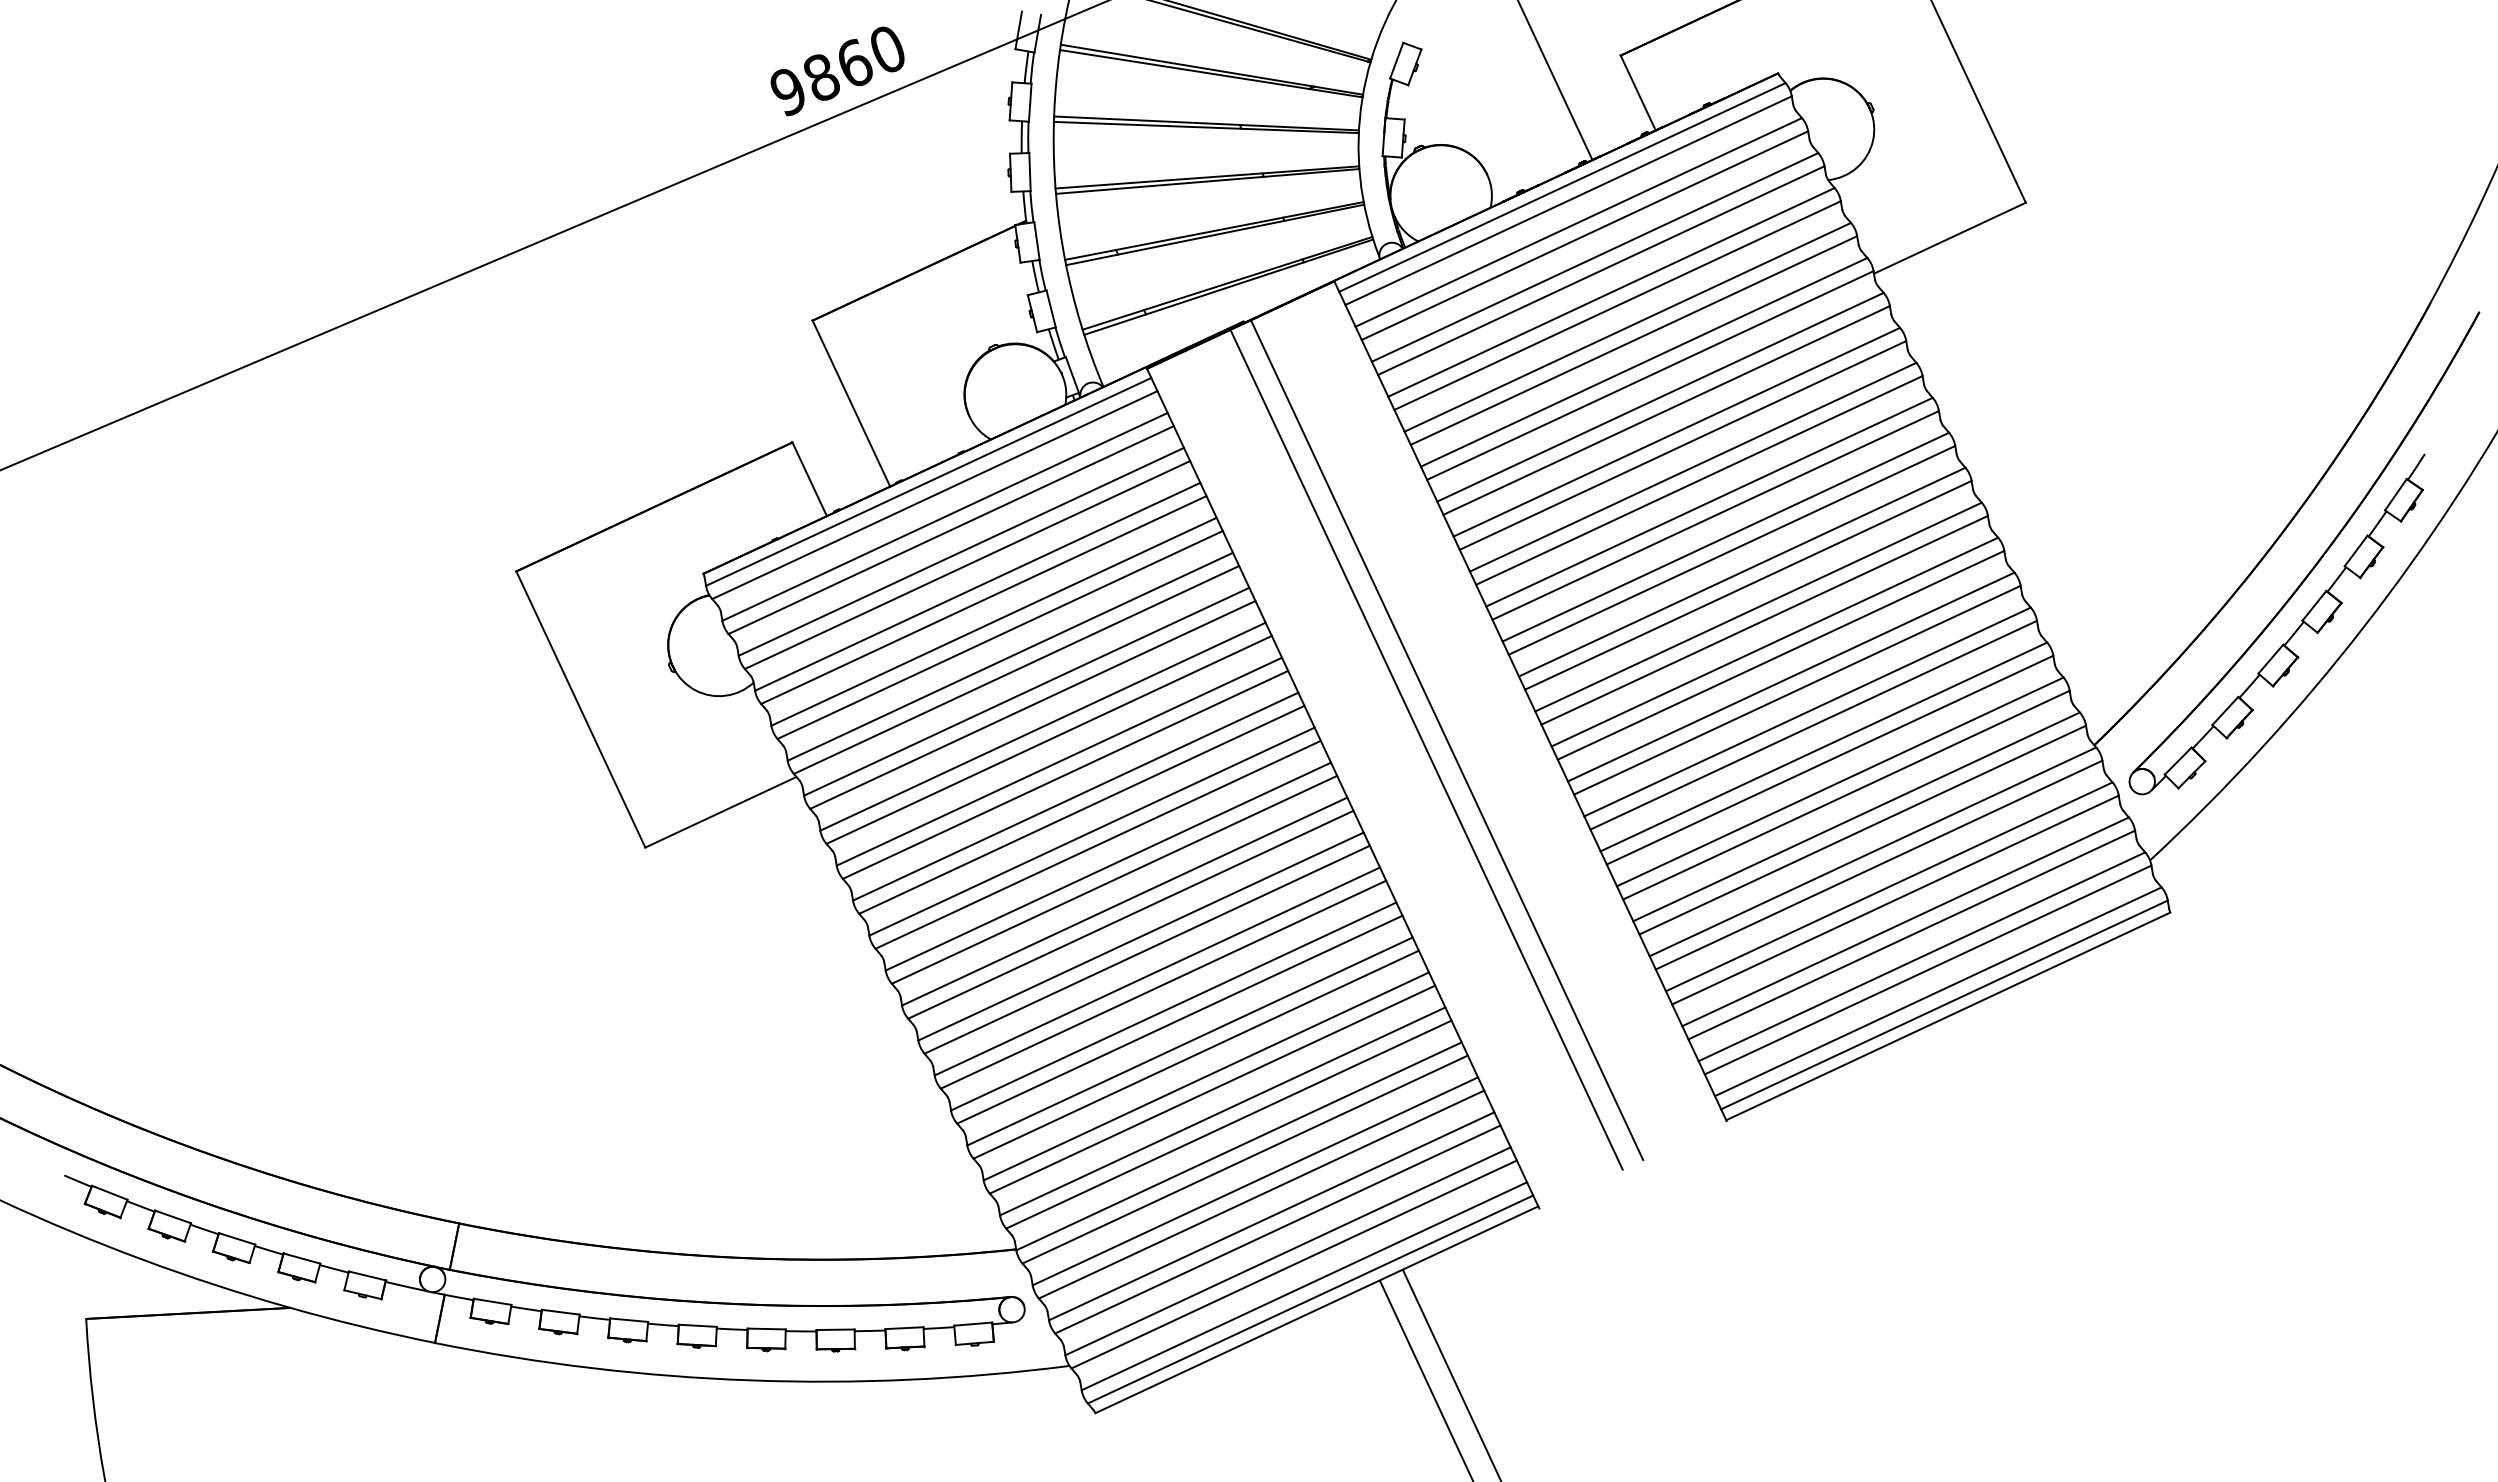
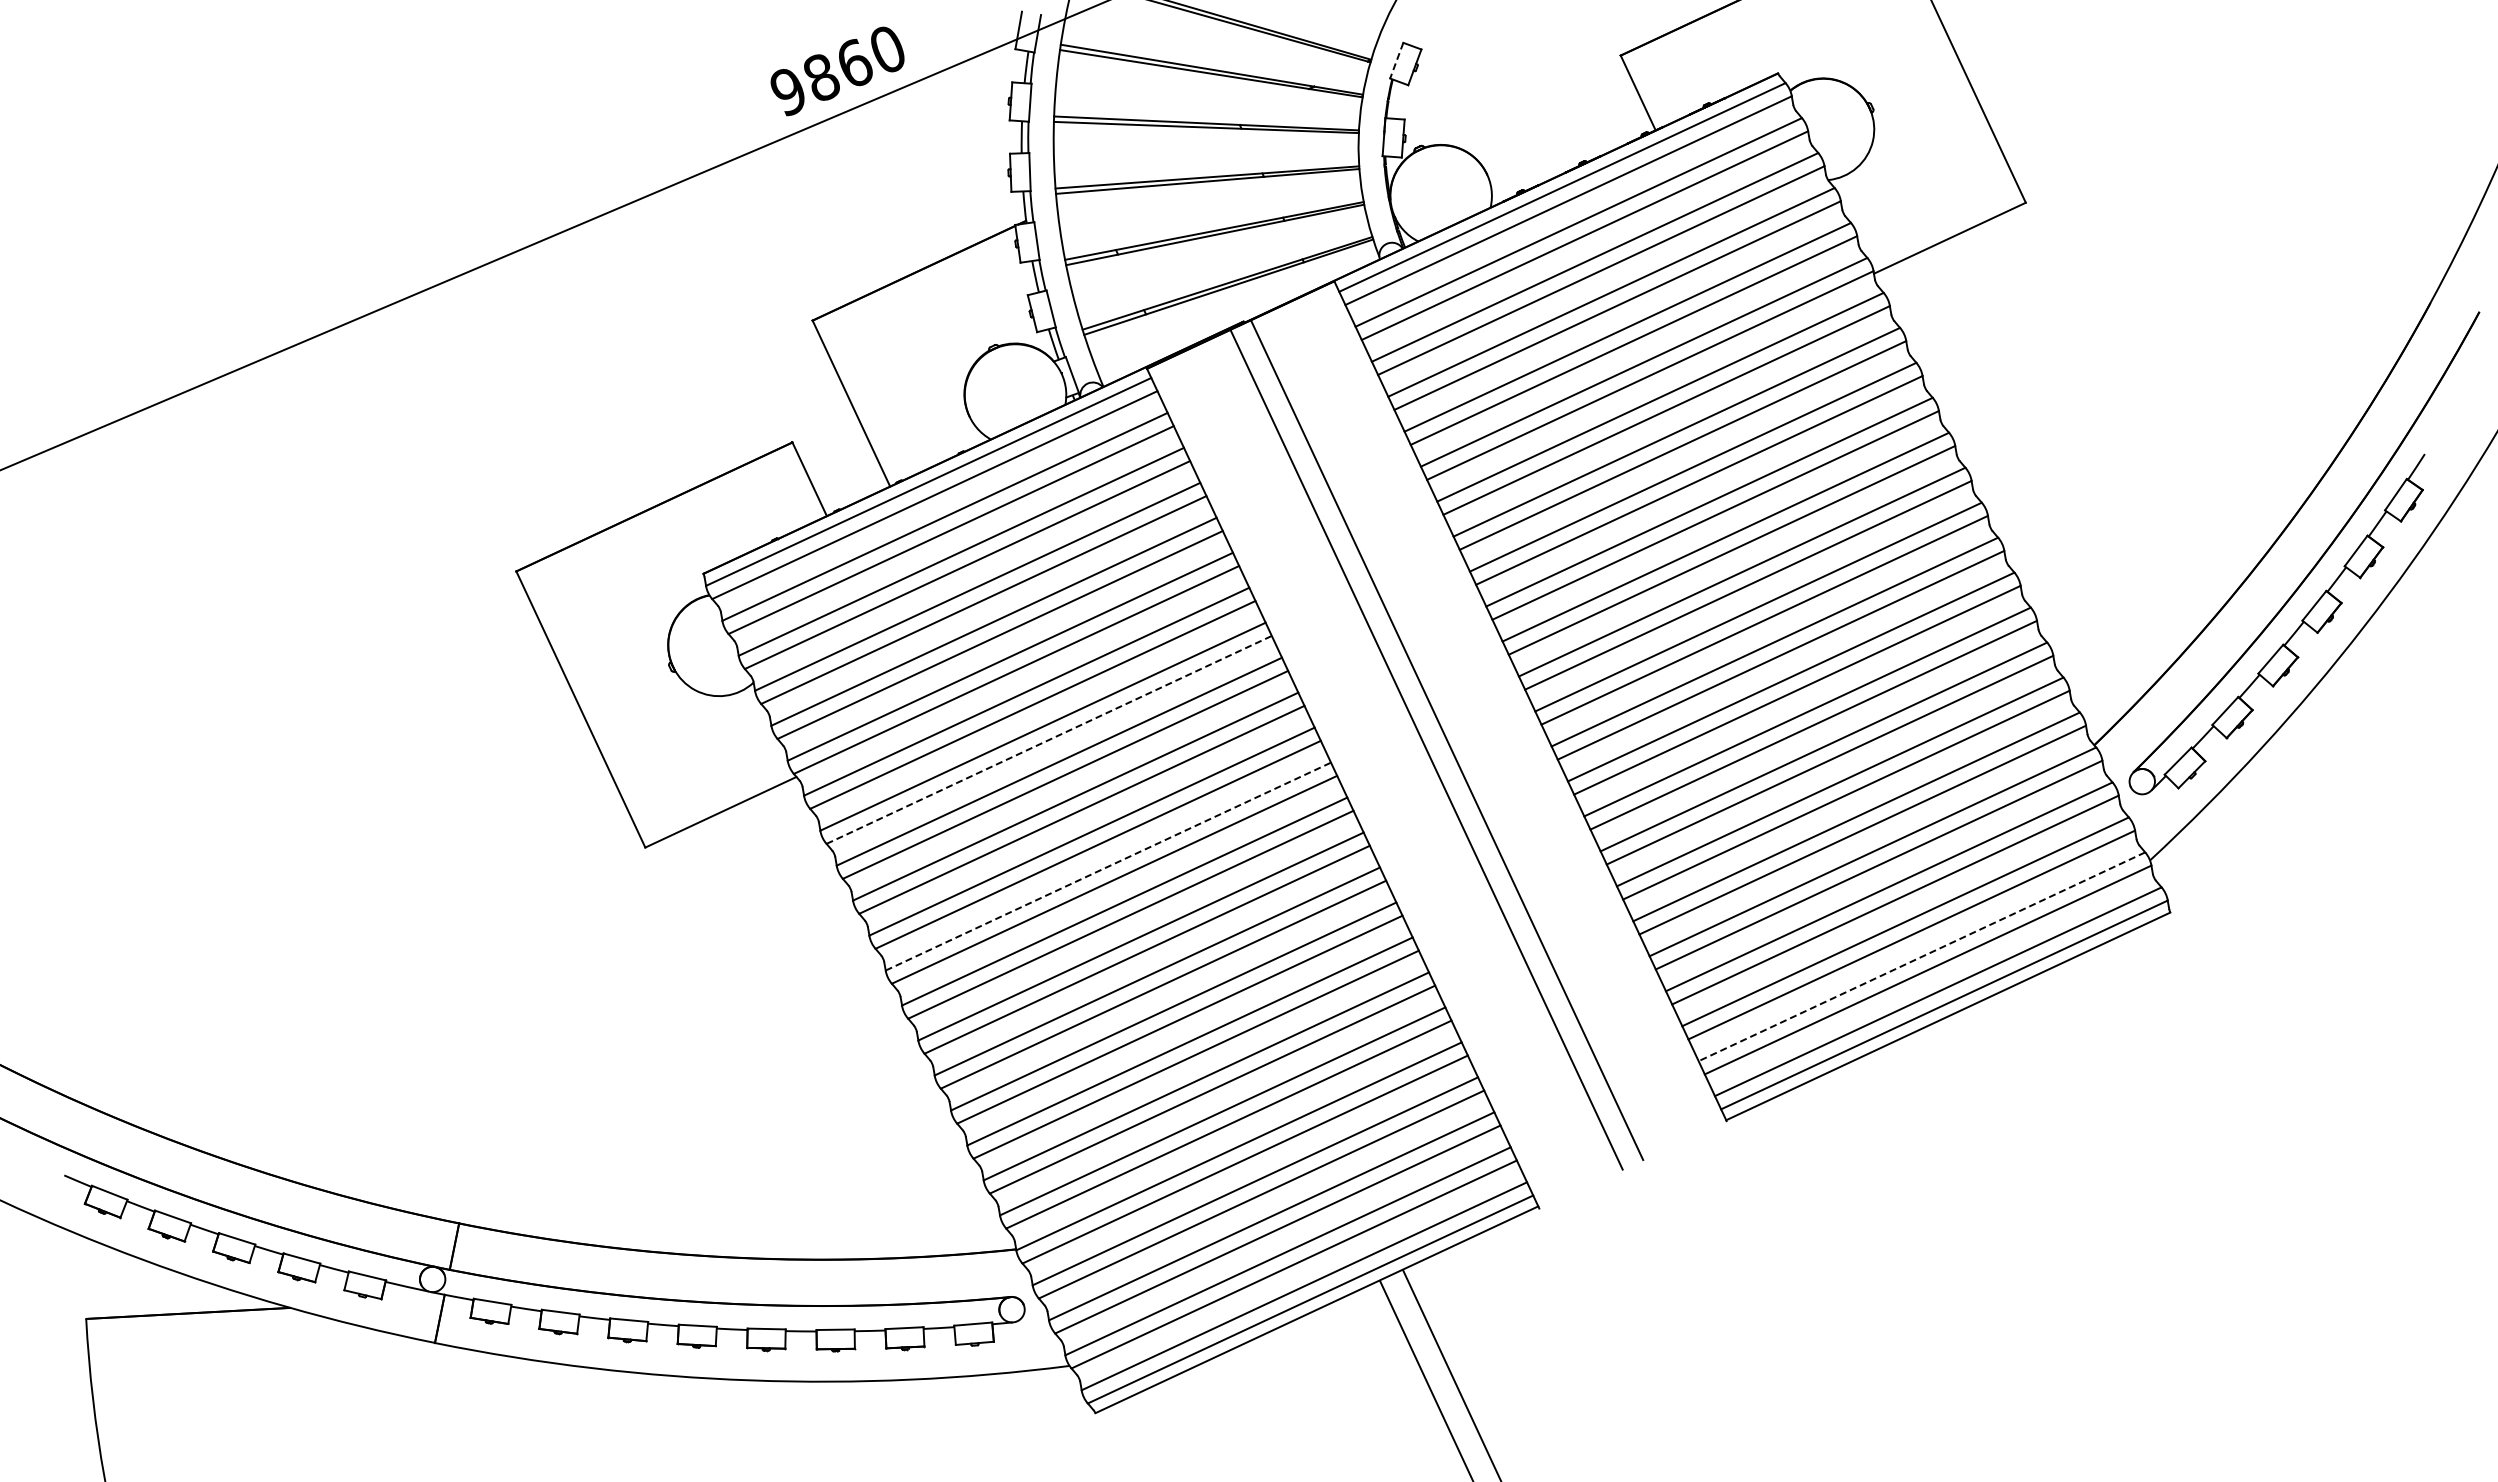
line: solid -> dashed (1396, 61)
line: present -> none (1555, 80)
line: solid -> dashed (1049, 739)
line: solid -> dashed (1108, 866)
line: solid -> dashed (1921, 957)
